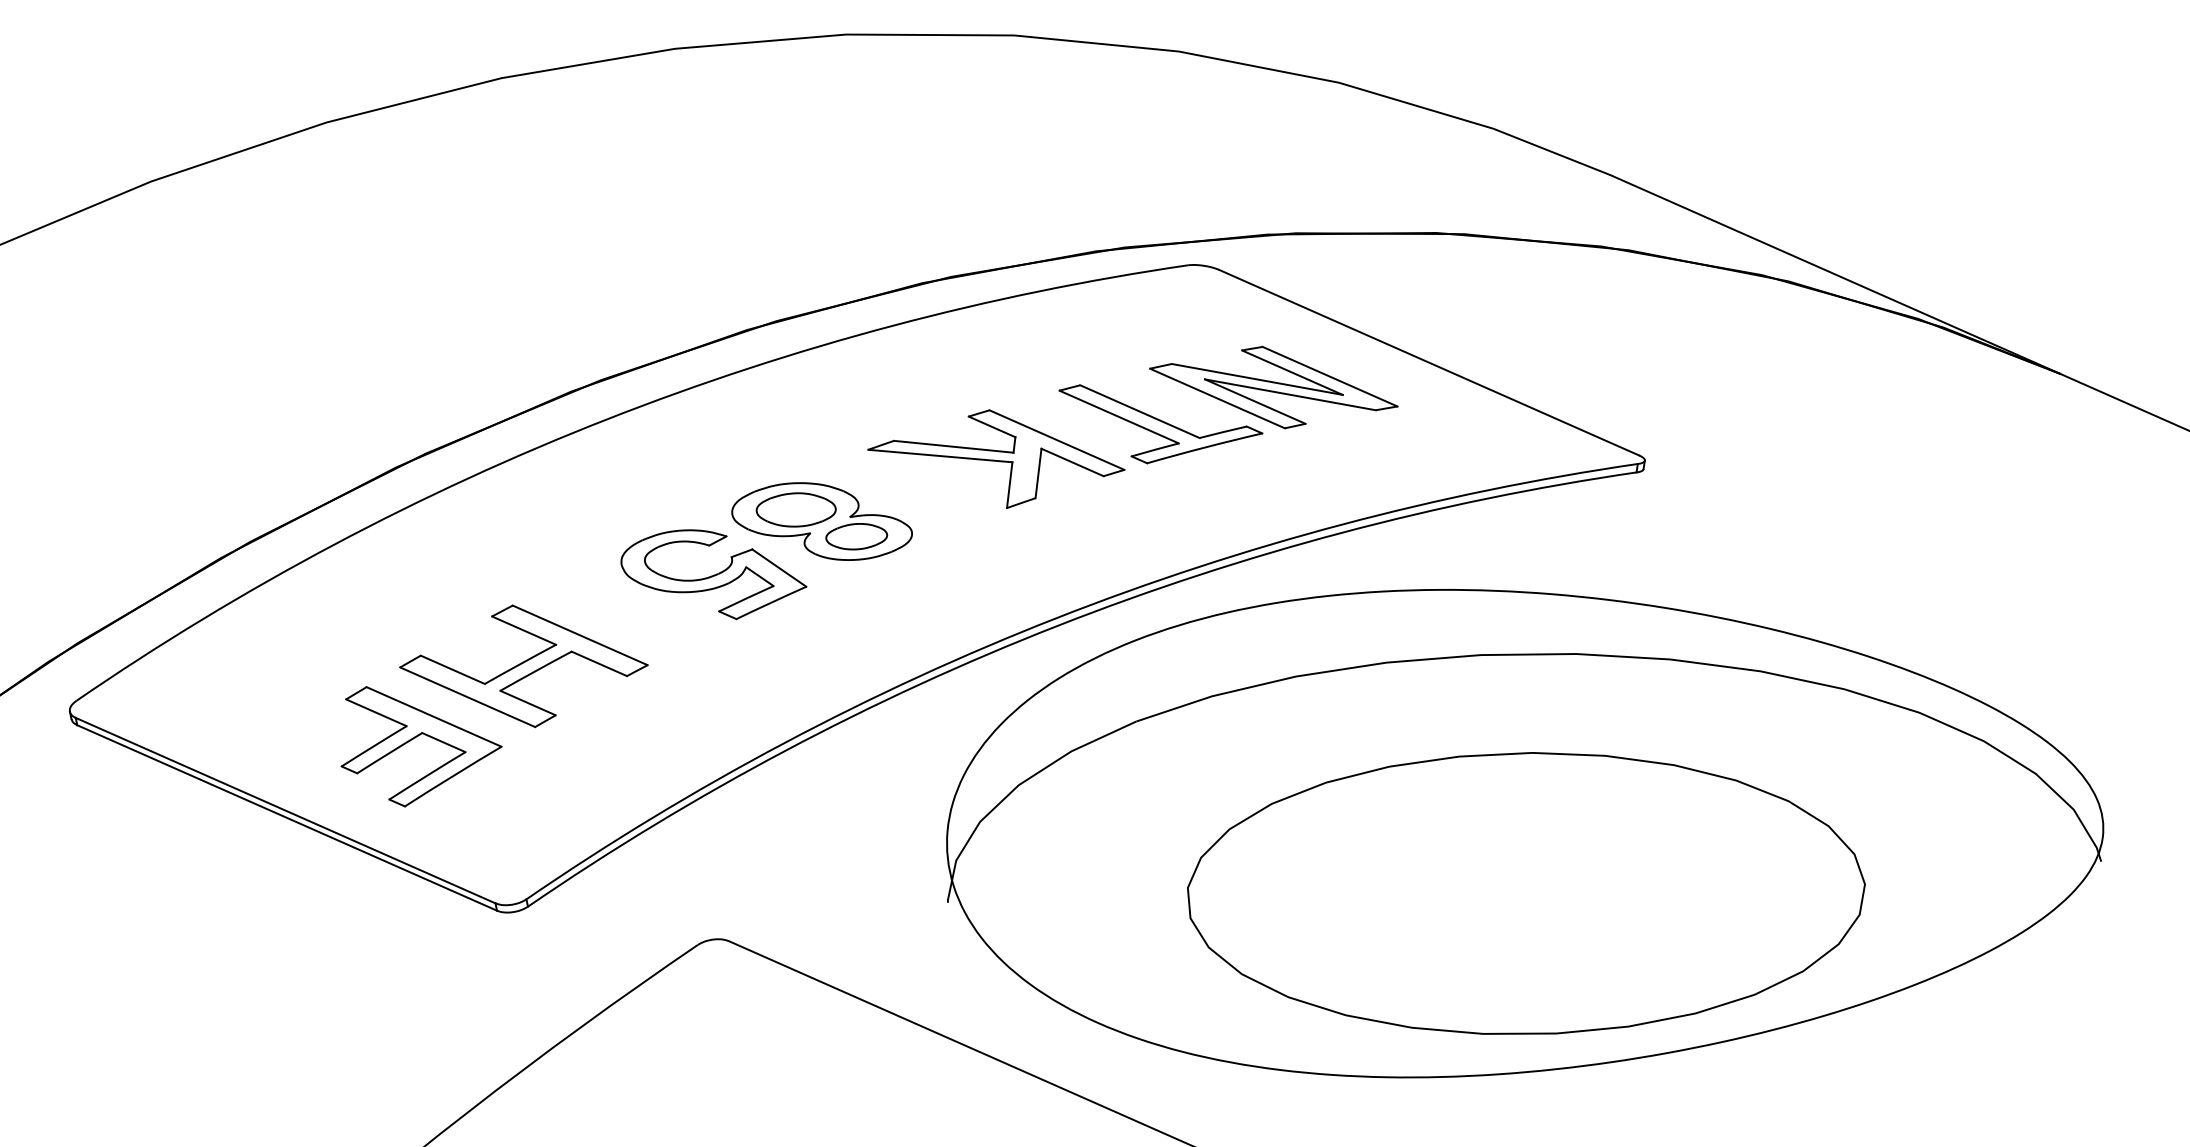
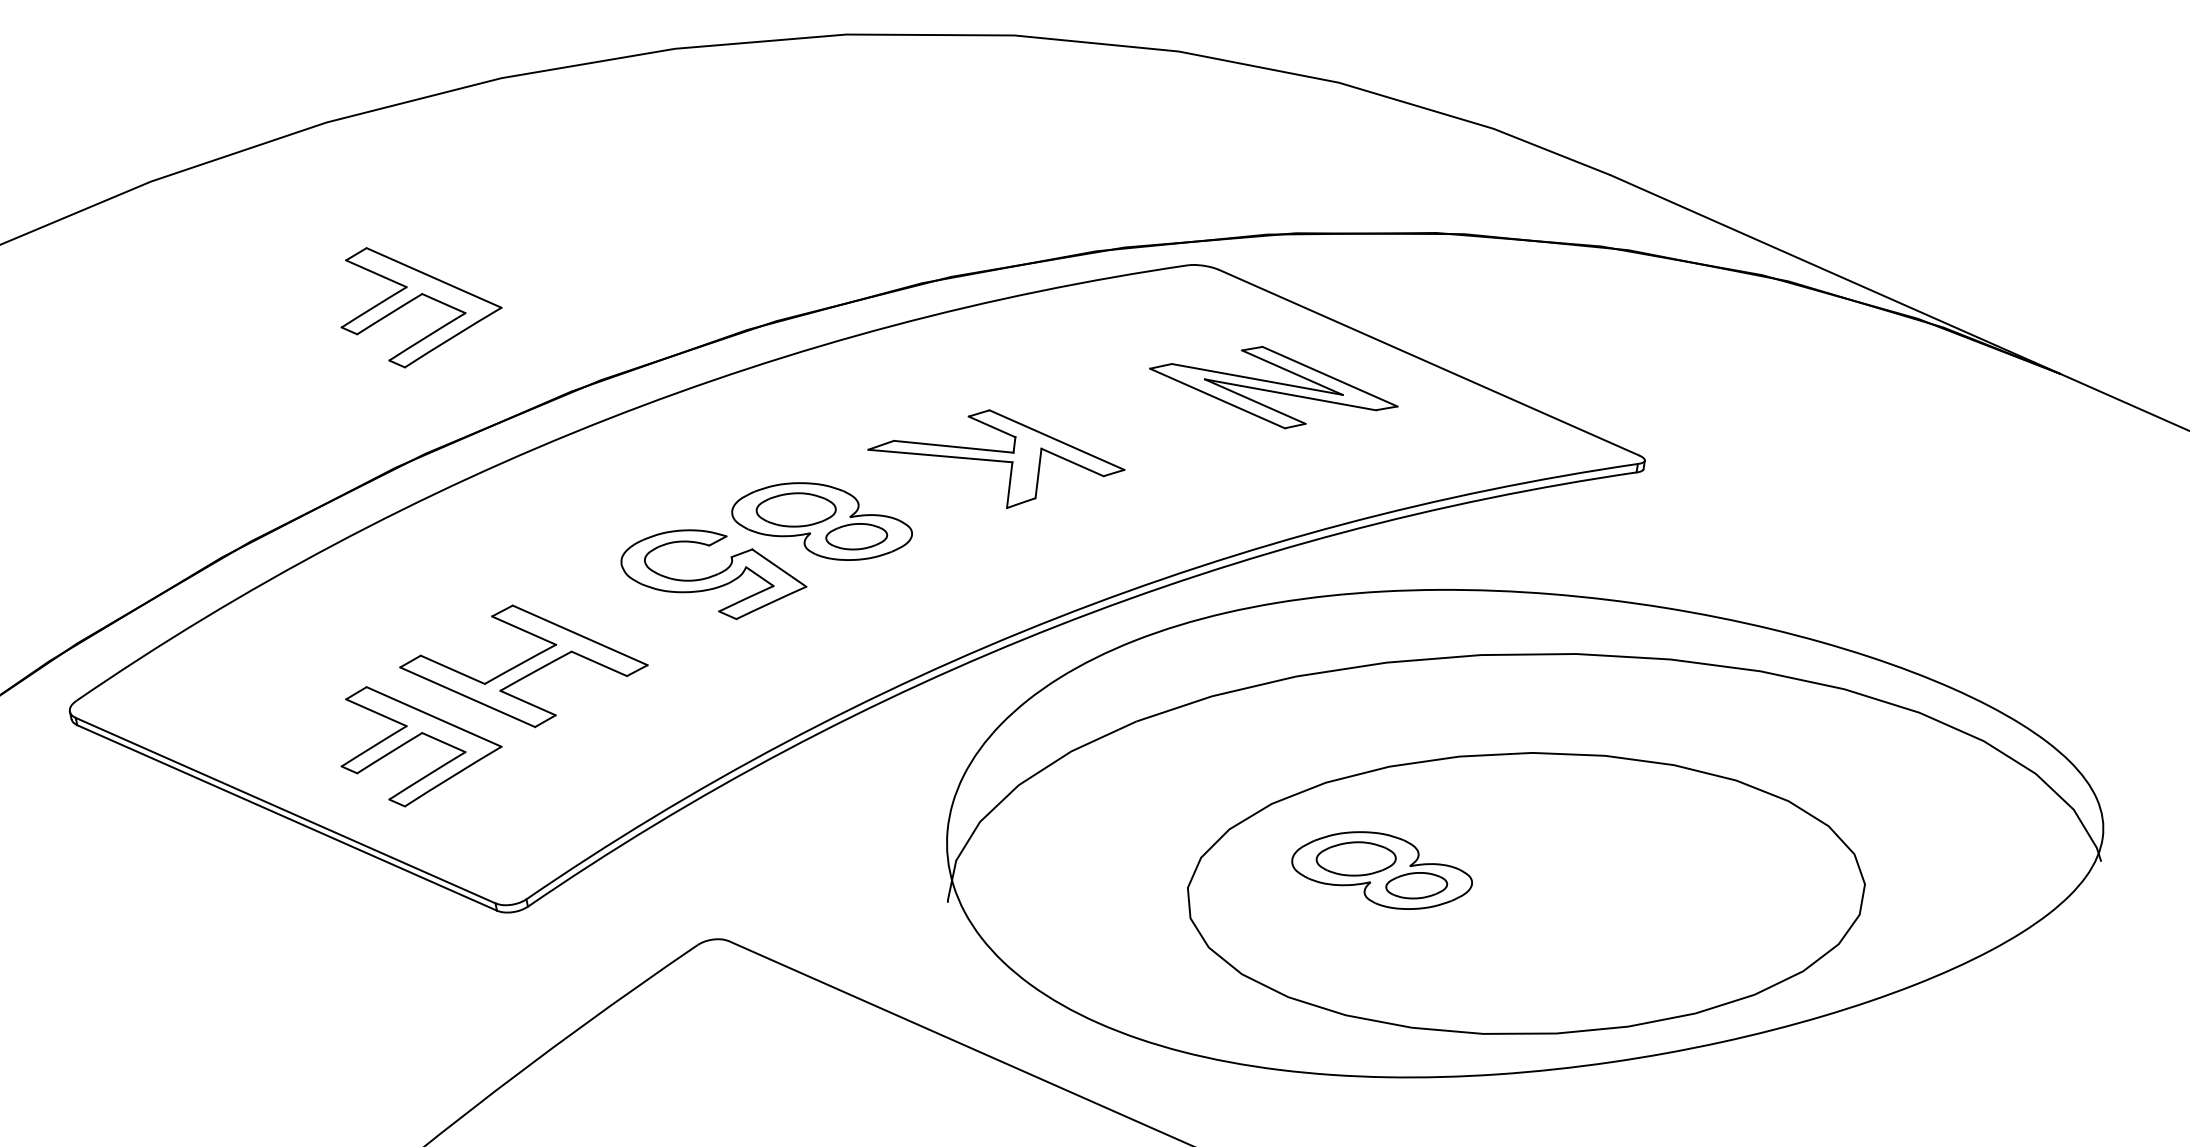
part: none -> present (415, 299)
part: present -> none (1160, 424)
part: none -> present (1381, 870)
